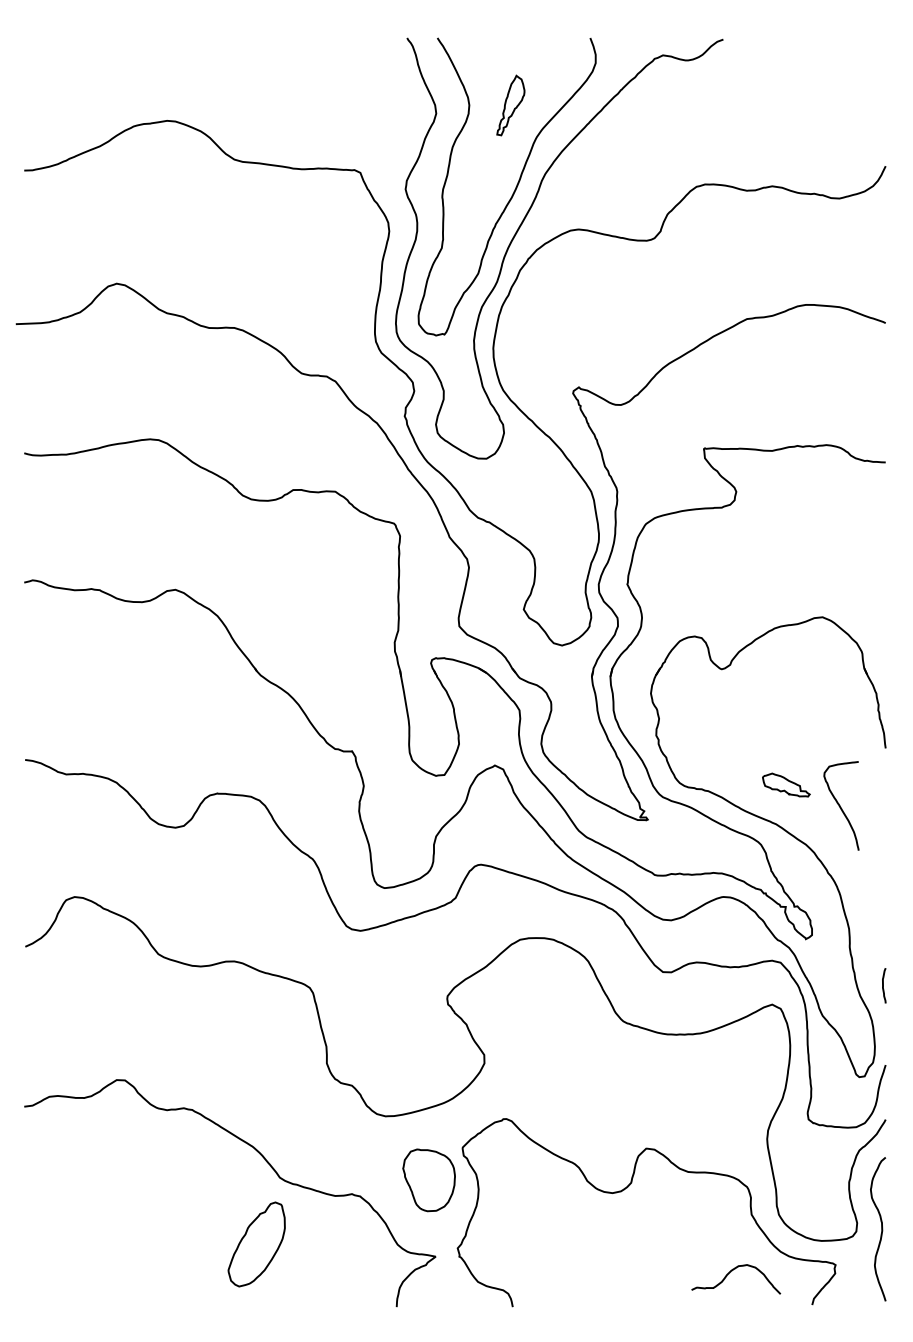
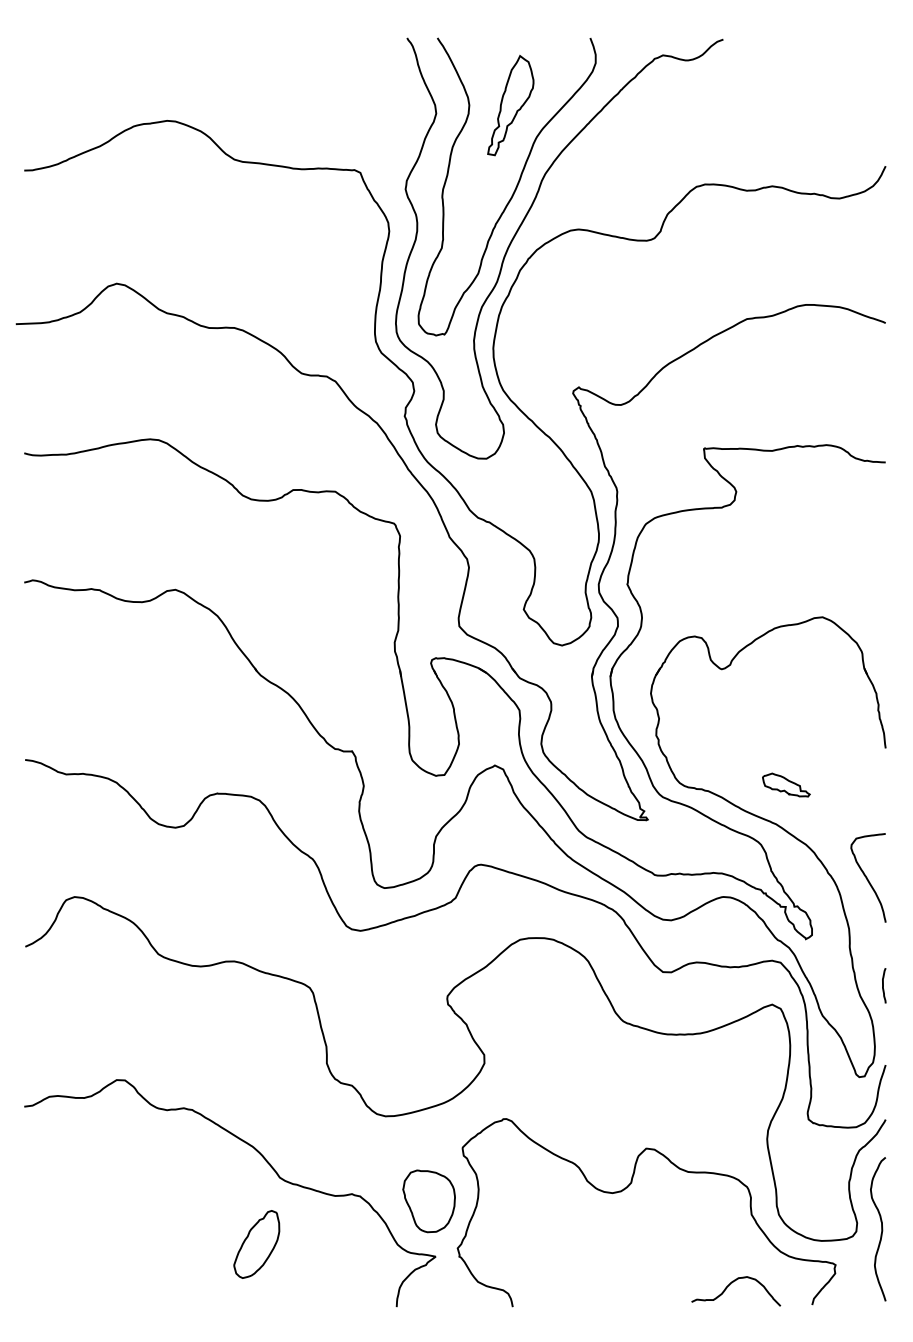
part size: 30x63 px -> 48x103 px (510, 105)
curve position: (840, 805) -> (867, 877) (867, 877)
part position: (428, 1180) -> (428, 1201) (428, 1201)
part size: 59x87 px -> 48x69 px (256, 1244)
curve position: (732, 1271) -> (732, 1283) (732, 1283)
